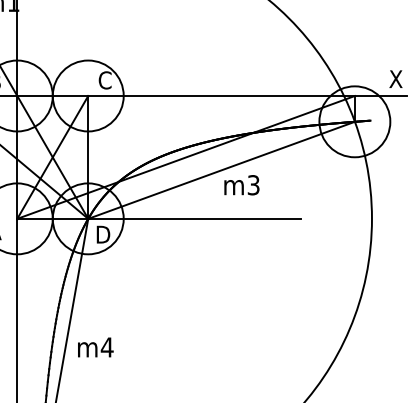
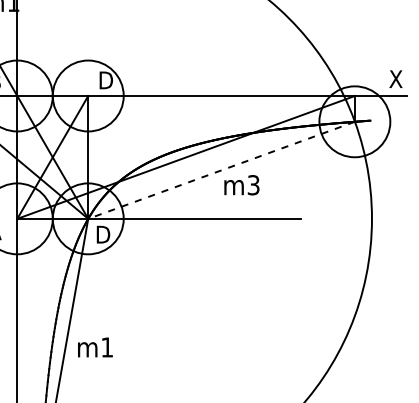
text: C -> D (105, 80)
line: solid -> dashed (221, 170)
text: m4 -> m1 (106, 347)
